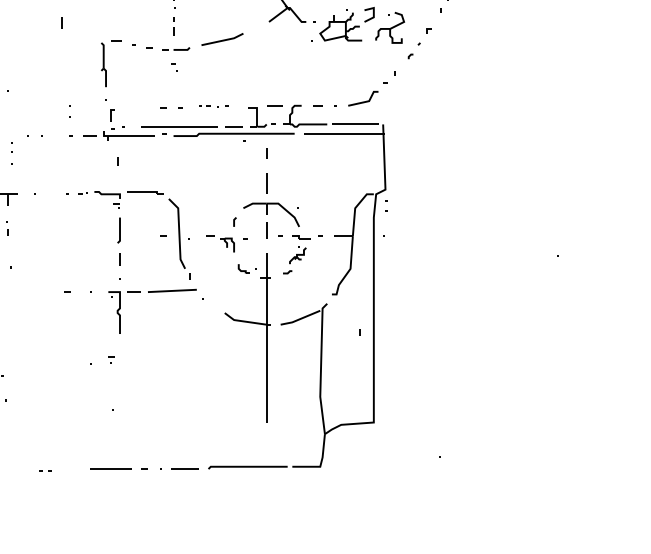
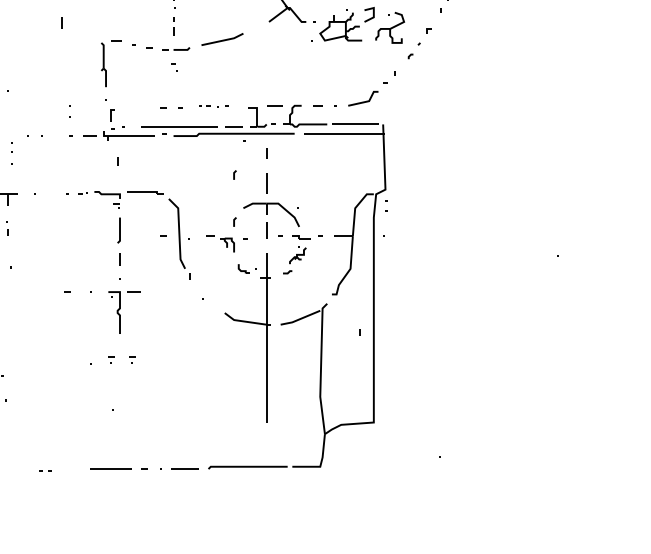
line: none -> present (234, 174)
line: present -> none (172, 290)
part: none -> present (132, 359)
